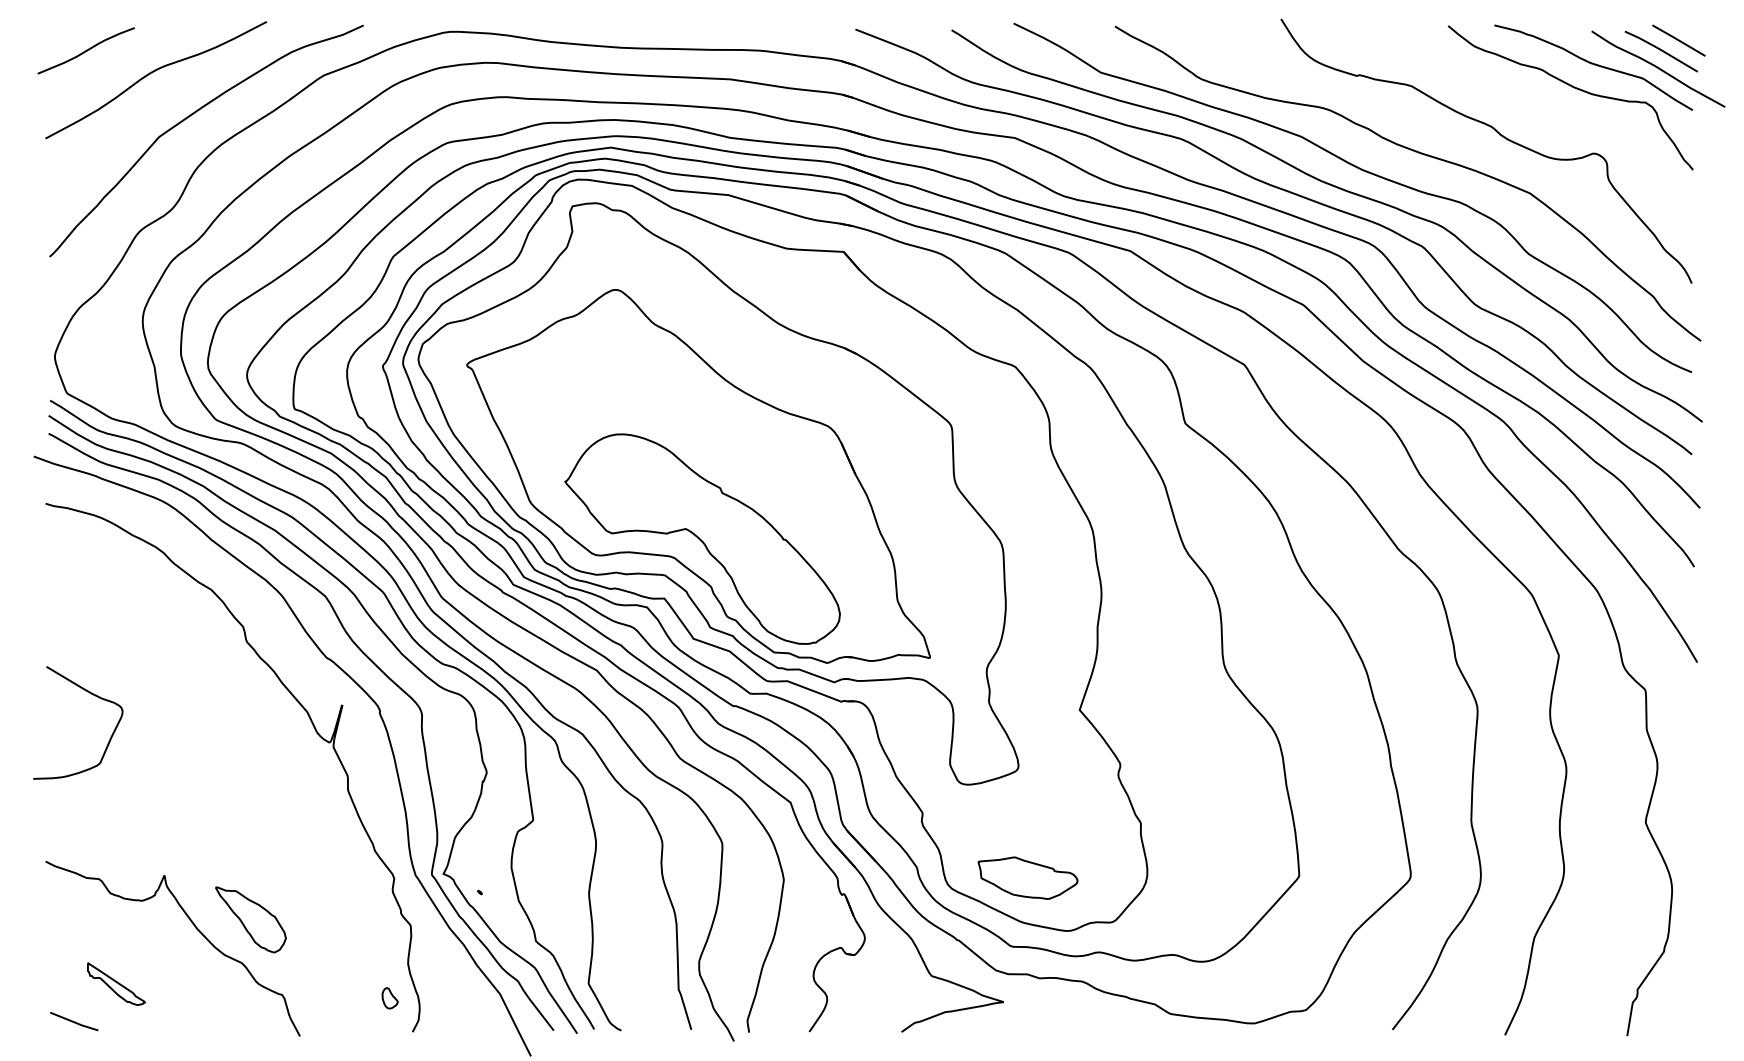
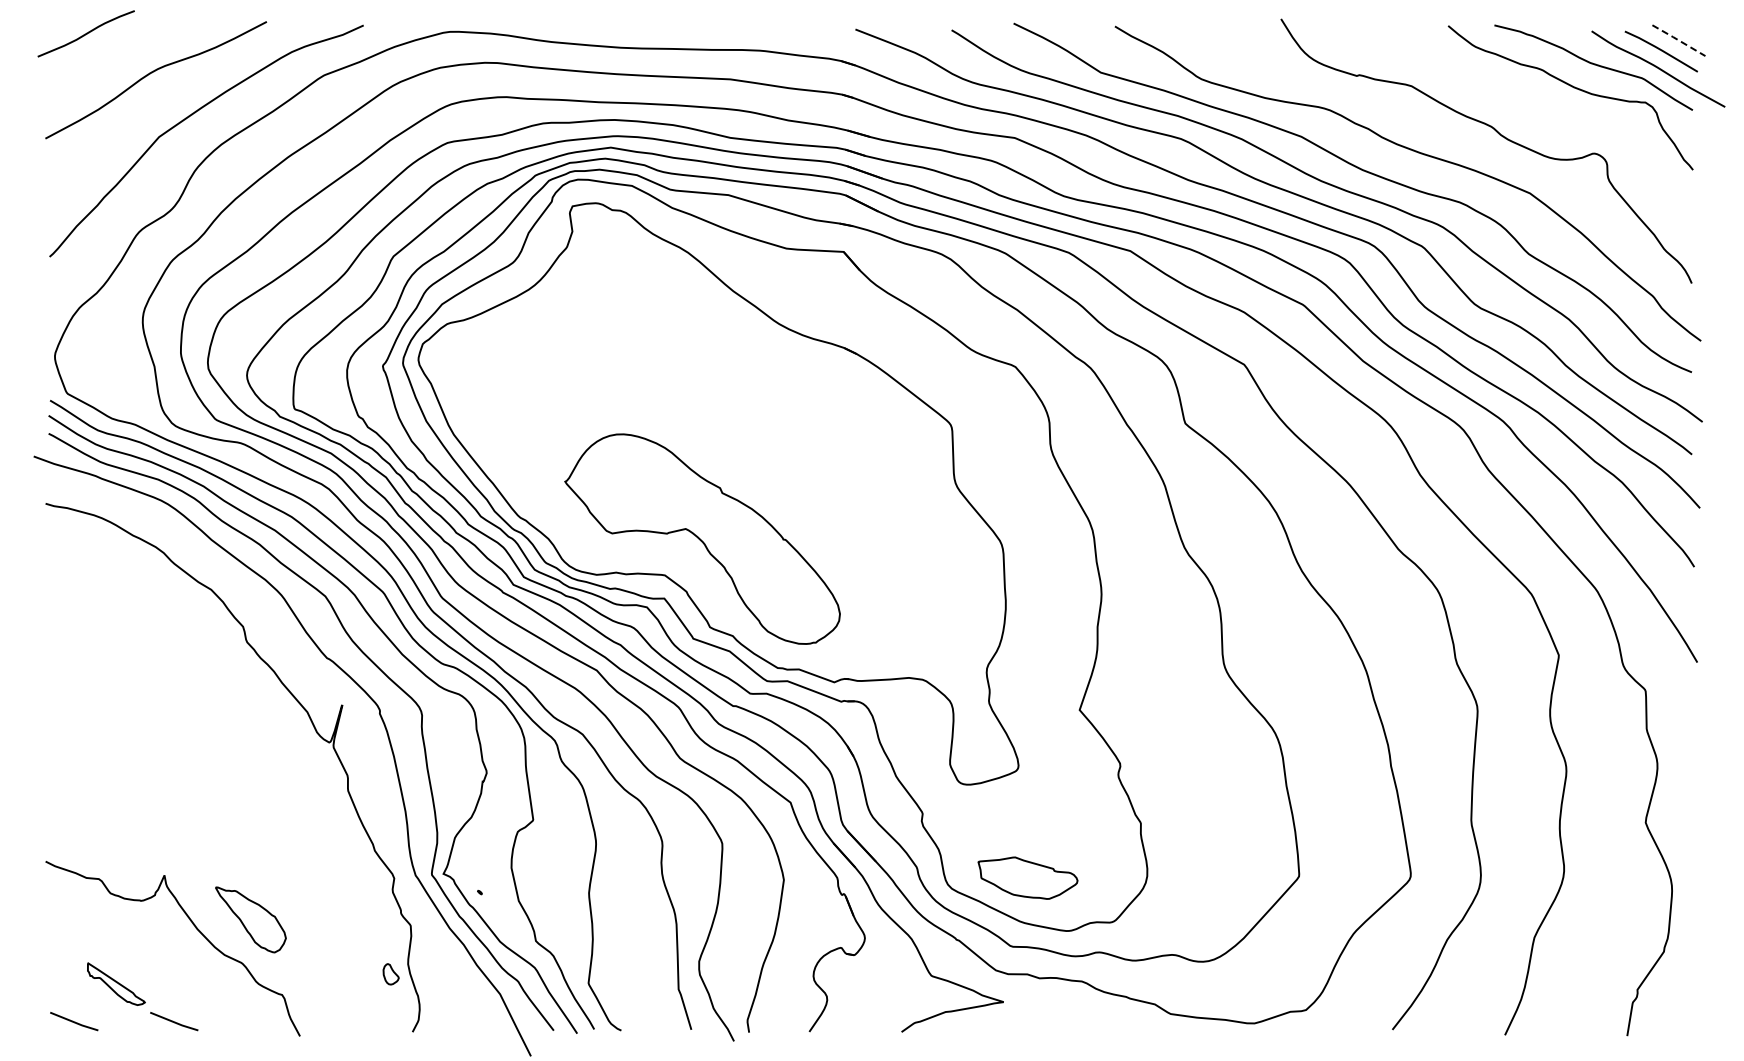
line: solid -> dashed (1679, 40)
curve position: (85, 50) -> (85, 33) (85, 33)
part: present -> none (698, 476)
curve: present -> none (91, 694)
part position: (389, 998) -> (390, 974) (390, 974)
line: none -> present (174, 1021)
